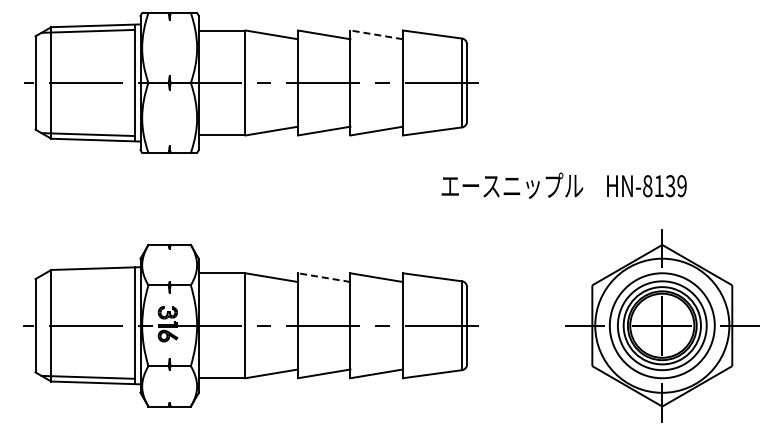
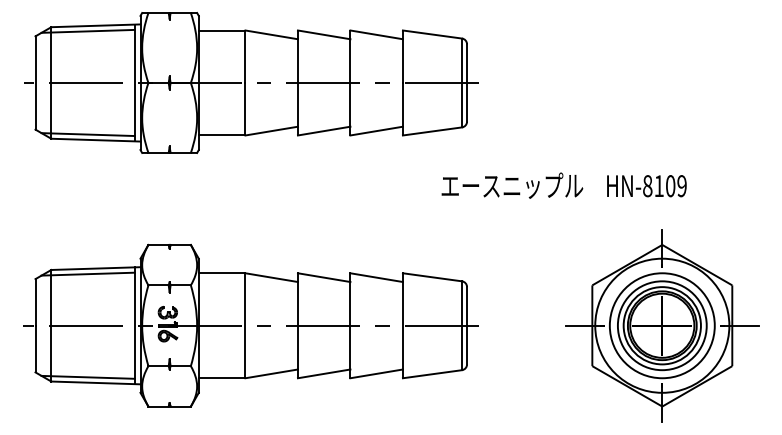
line: dashed -> solid (376, 34)
text: HN-8139 -> HN-8109 (670, 186)
line: none -> present (87, 273)
line: dashed -> solid (324, 277)
